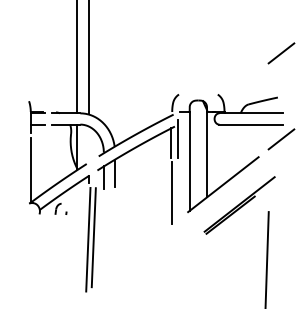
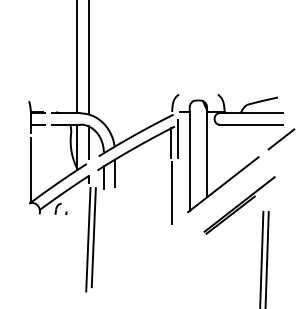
line: present -> none (281, 53)
line: none -> present (88, 142)
line: none -> present (261, 258)
